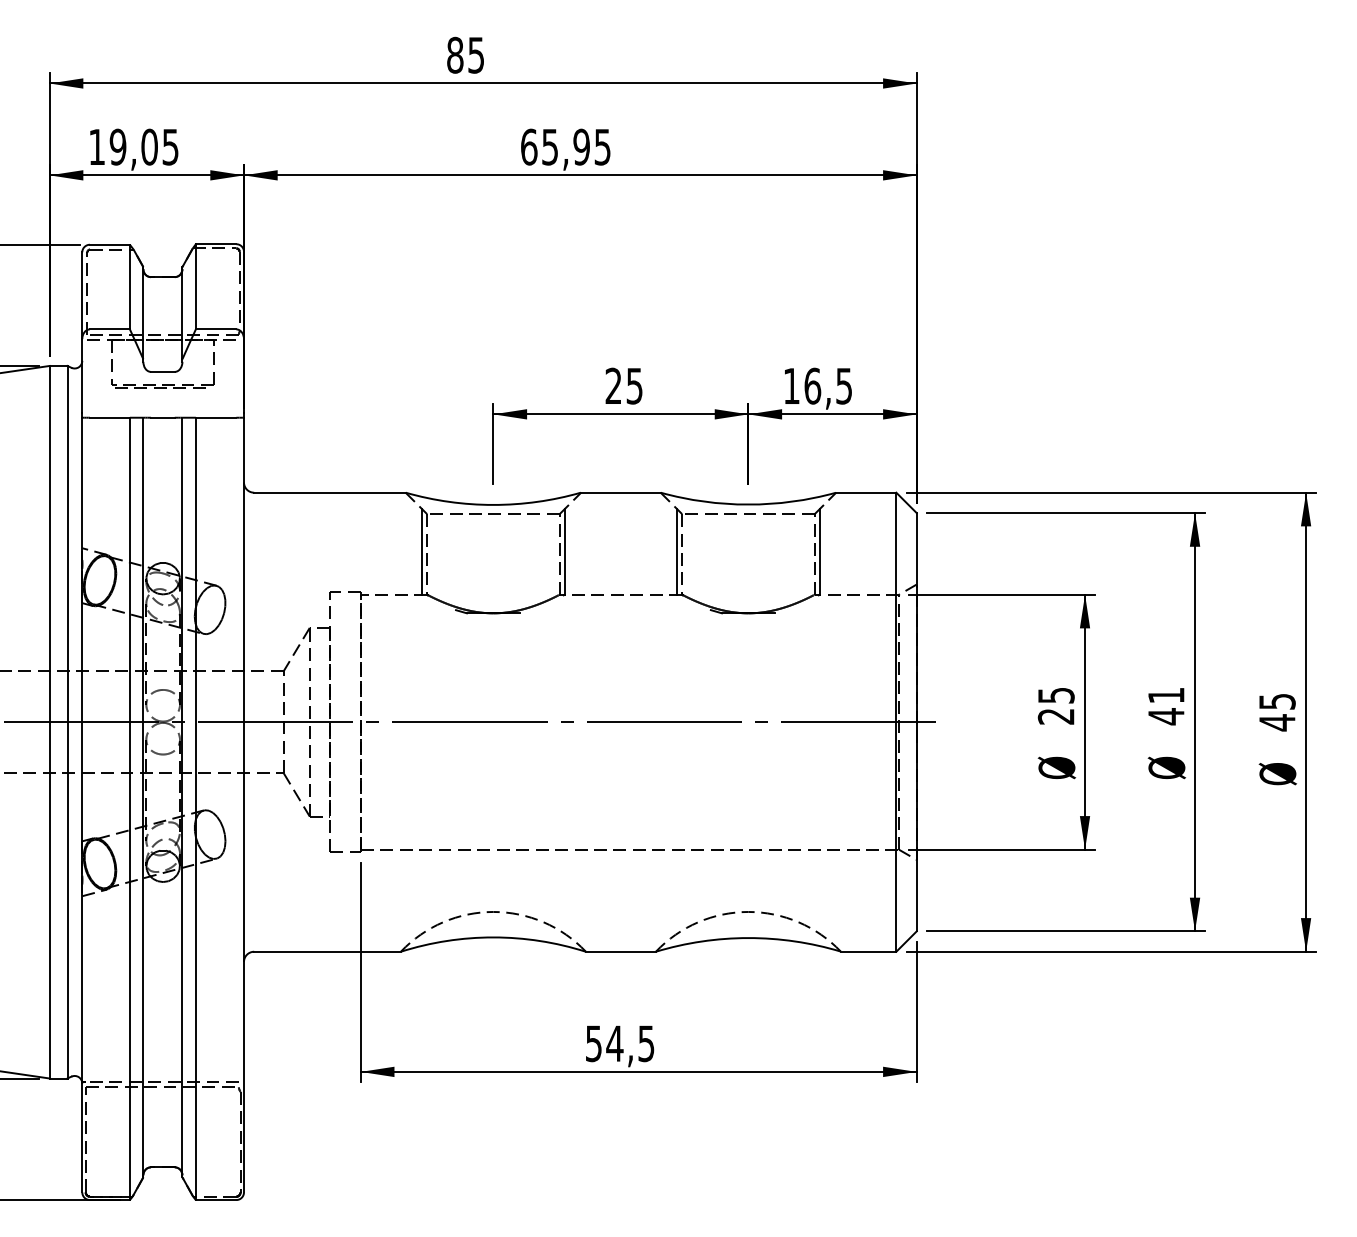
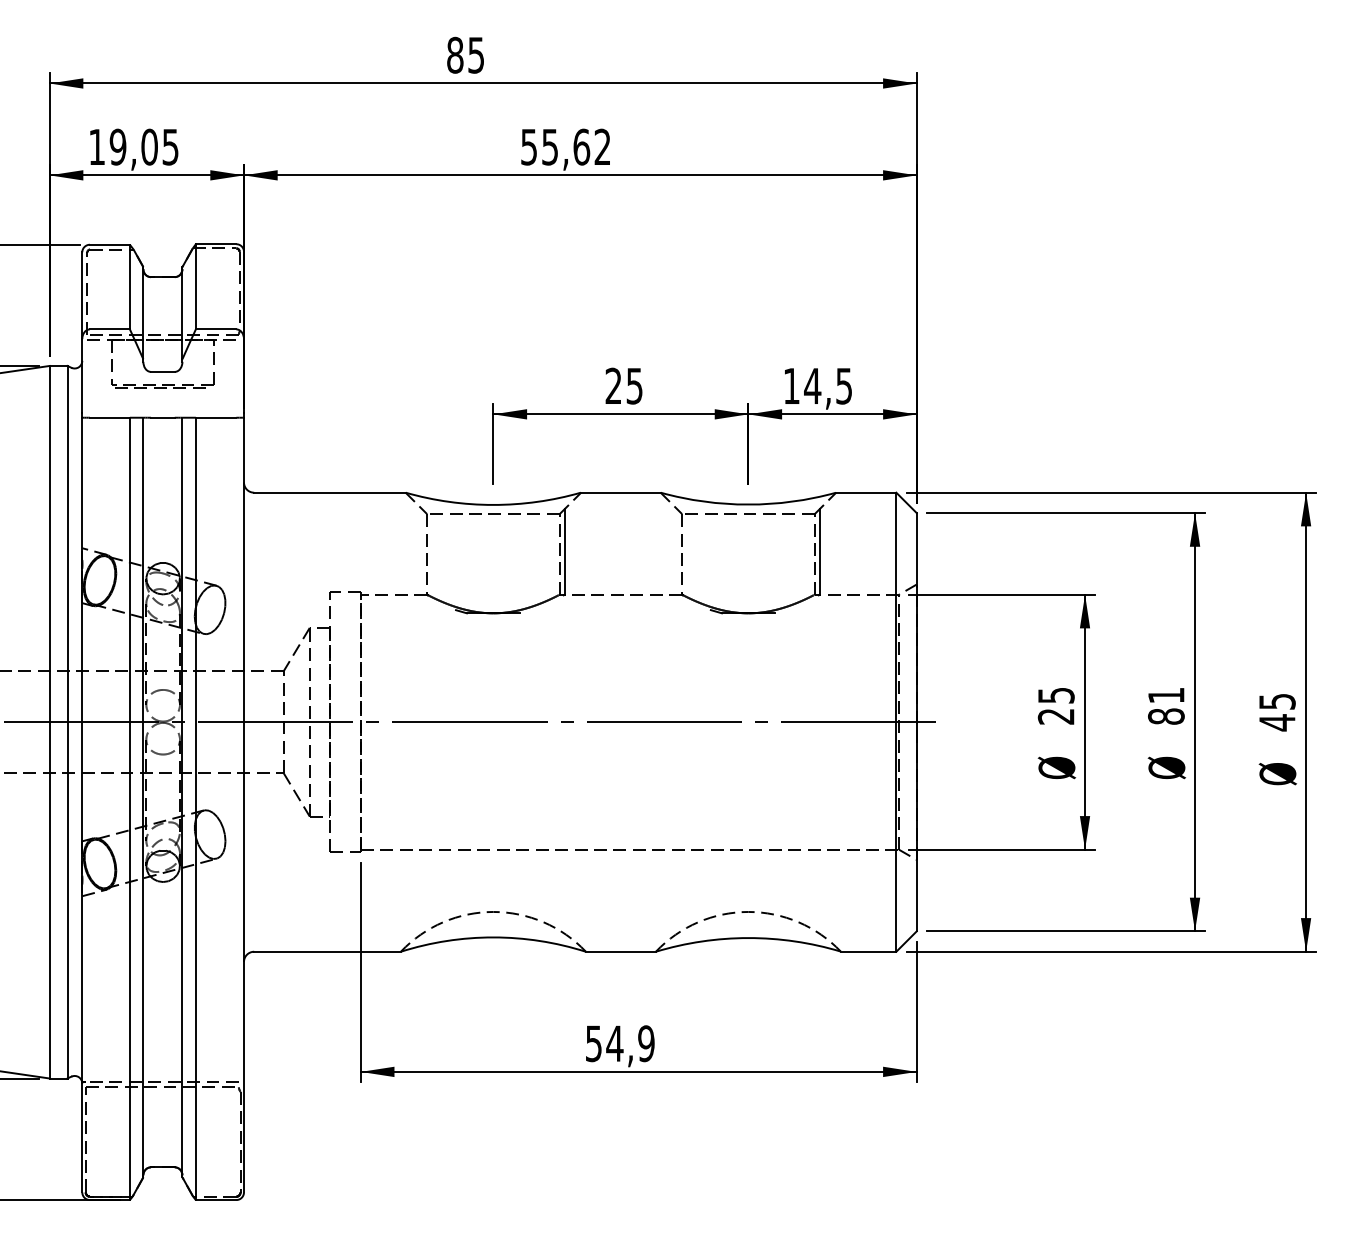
text: 65,95 -> 55,62 (565, 146)
text: 16,5 -> 14,5 (812, 385)
line: present -> none (422, 552)
line: present -> none (677, 552)
text: 41 -> 81 (1166, 716)
text: 54,5 -> 54,9 (646, 1043)
